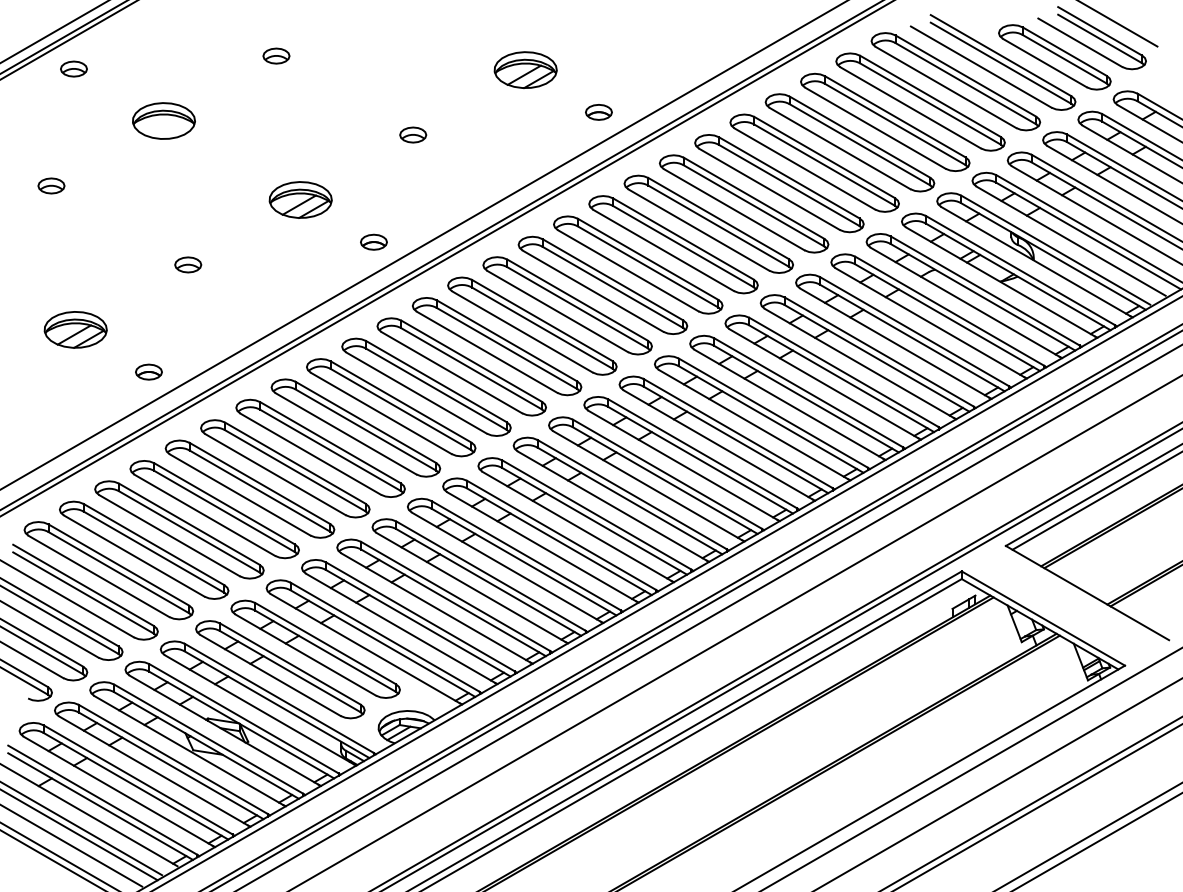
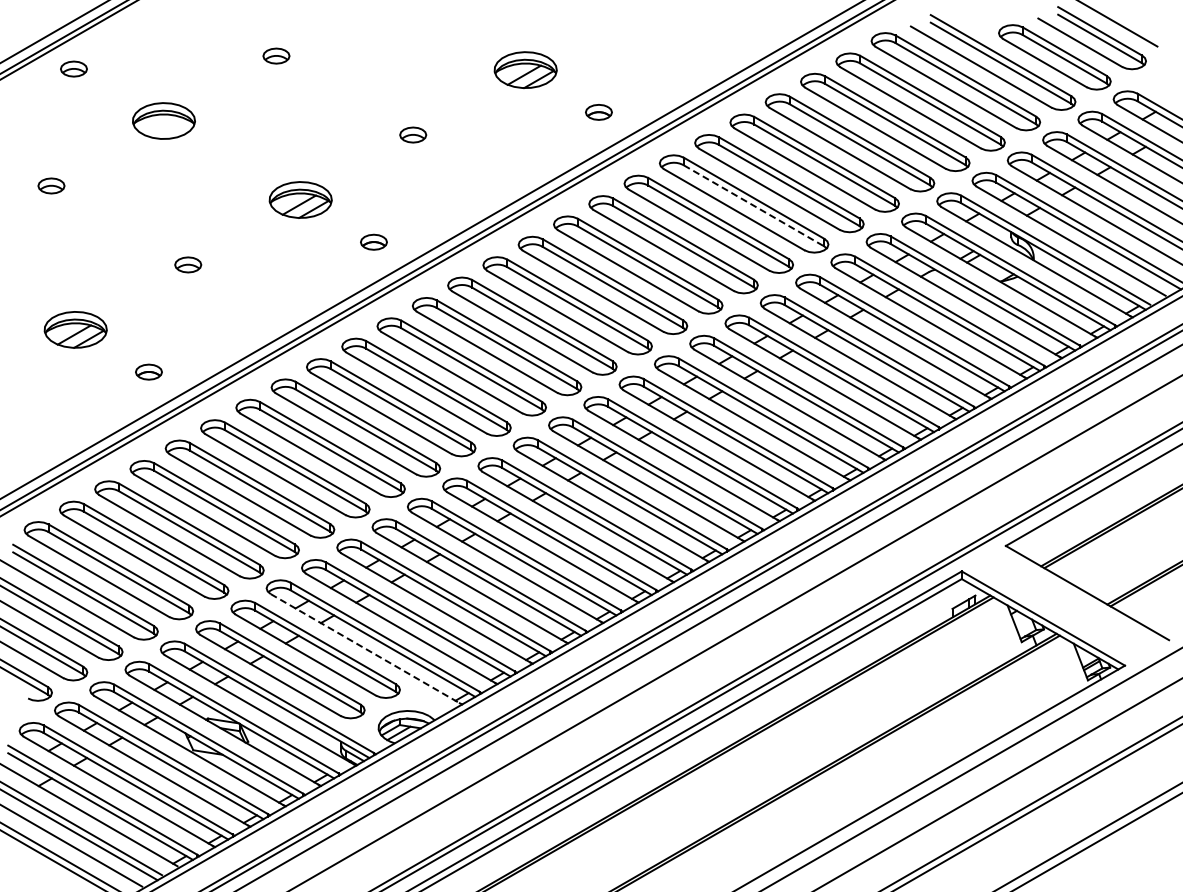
line: solid -> dashed (754, 206)
line position: (423, 245) -> (431, 249) (431, 249)
line: present -> none (1095, 501)
line: solid -> dashed (365, 648)
